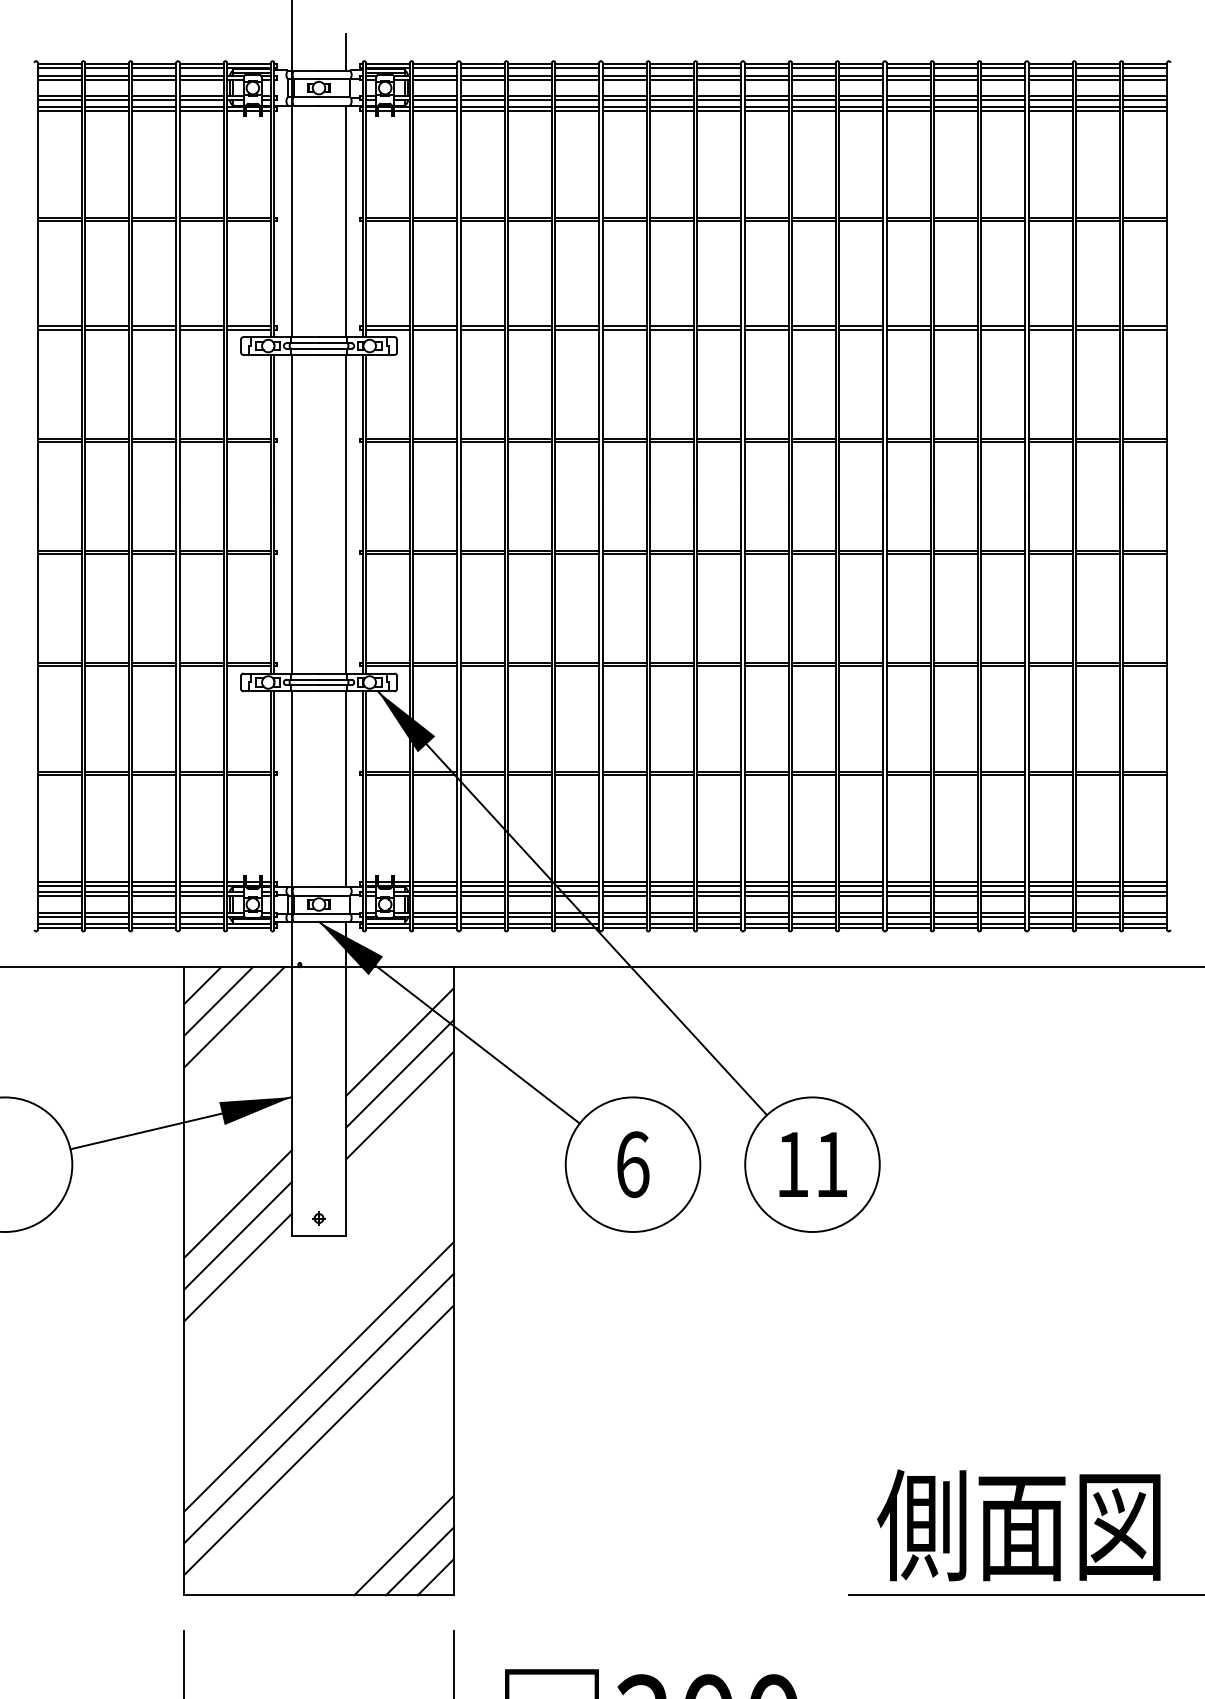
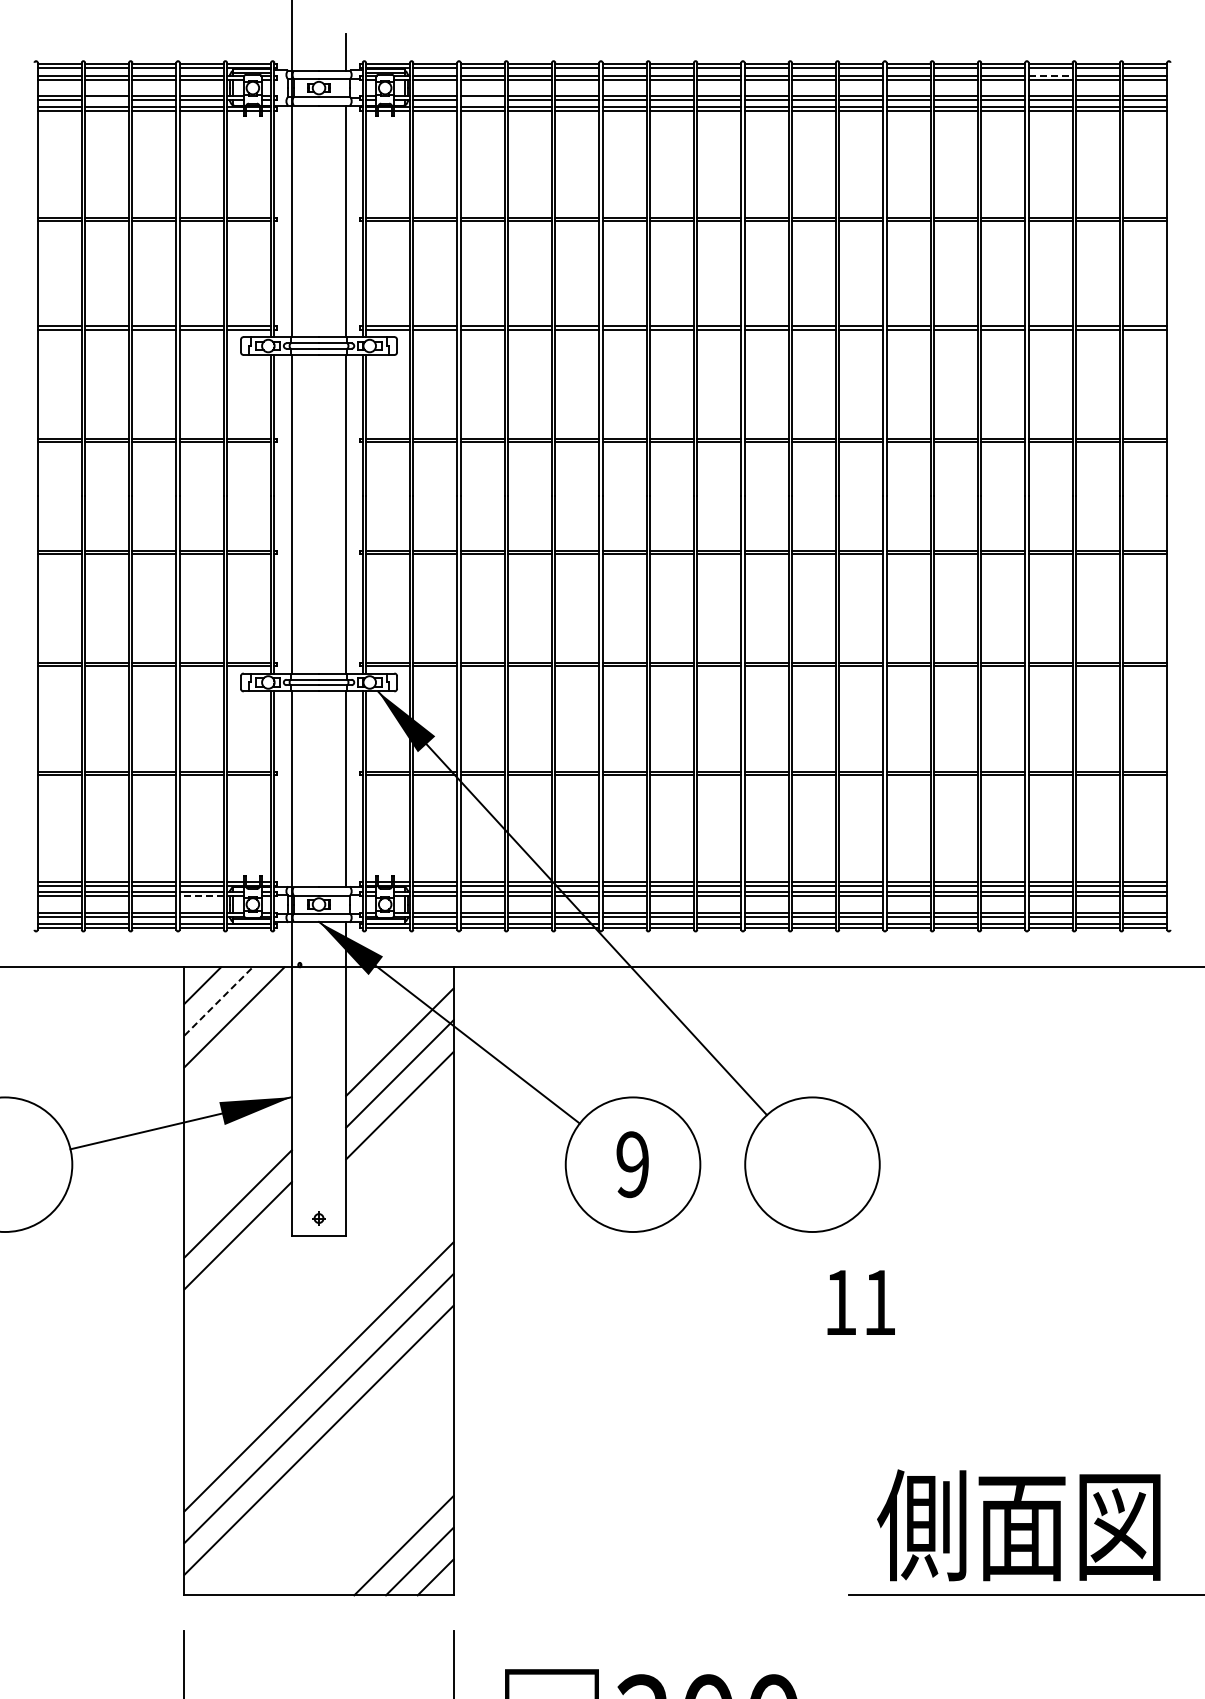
line: solid -> dashed (1051, 75)
line: present -> none (107, 100)
line: present -> none (482, 100)
line: solid -> dashed (201, 896)
line: solid -> dashed (218, 1001)
text: 6 -> 9 (632, 1164)
text position: (812, 1164) -> (860, 1302) (860, 1302)
line: present -> none (237, 1267)
